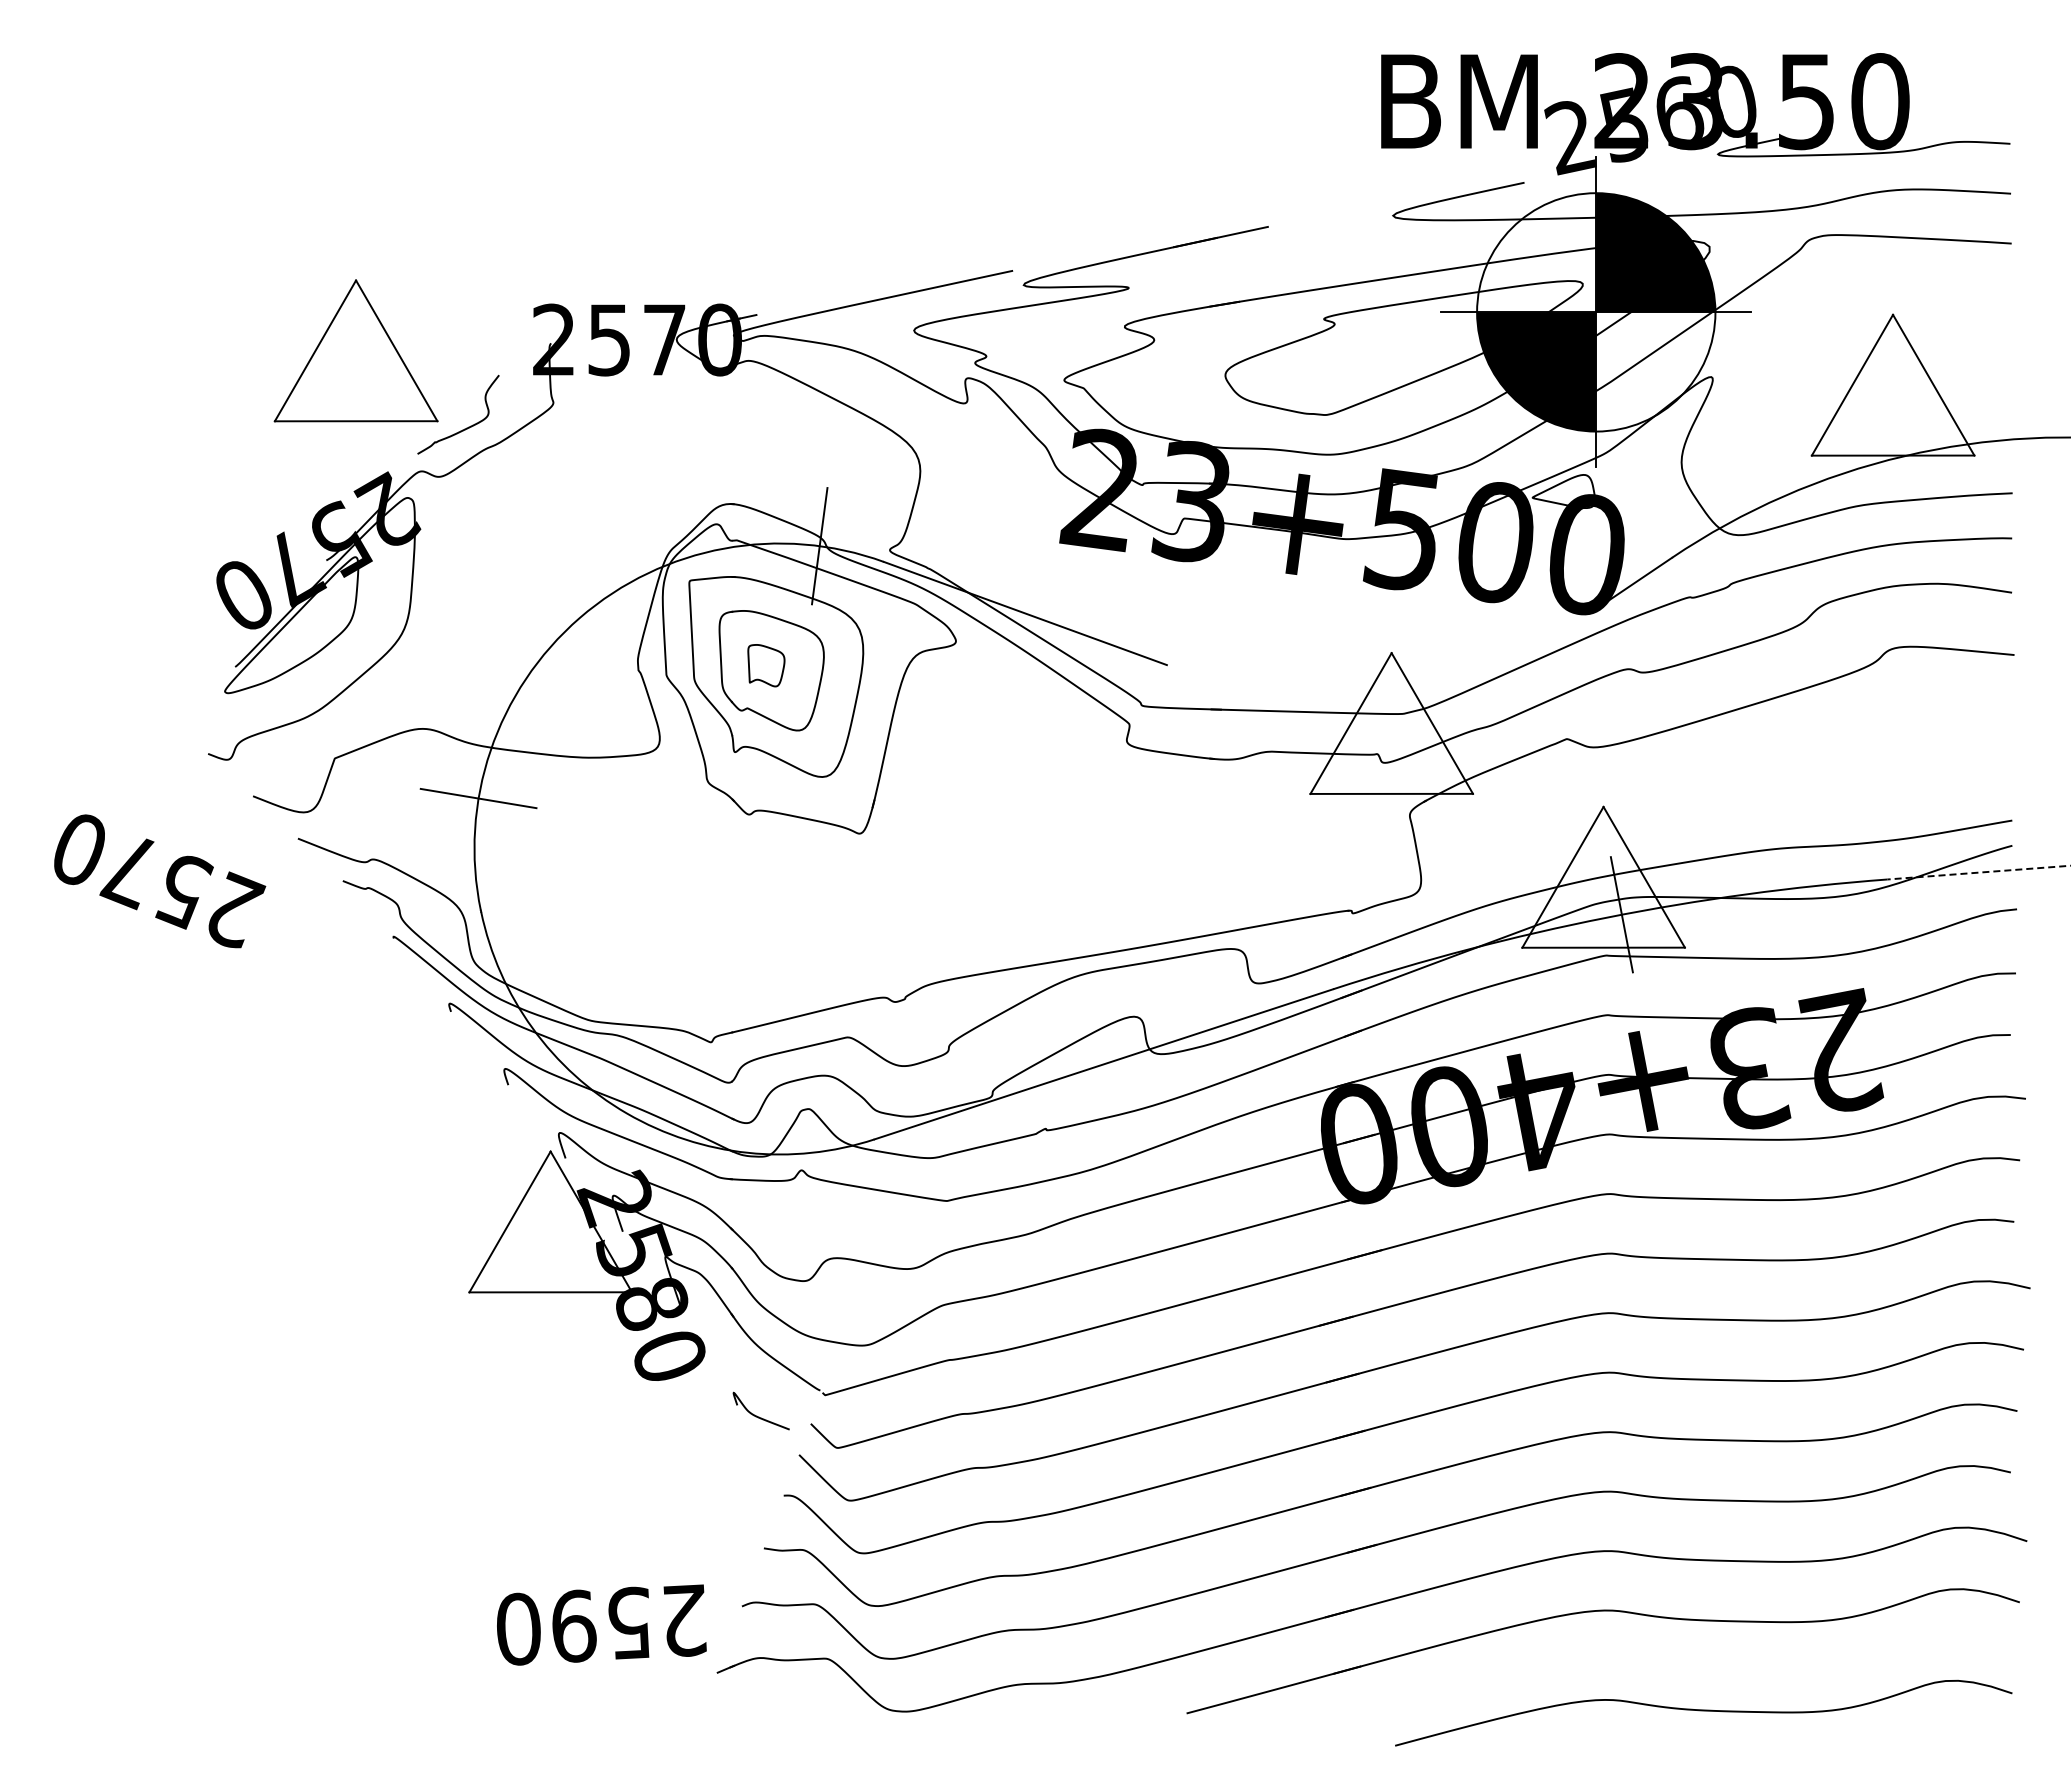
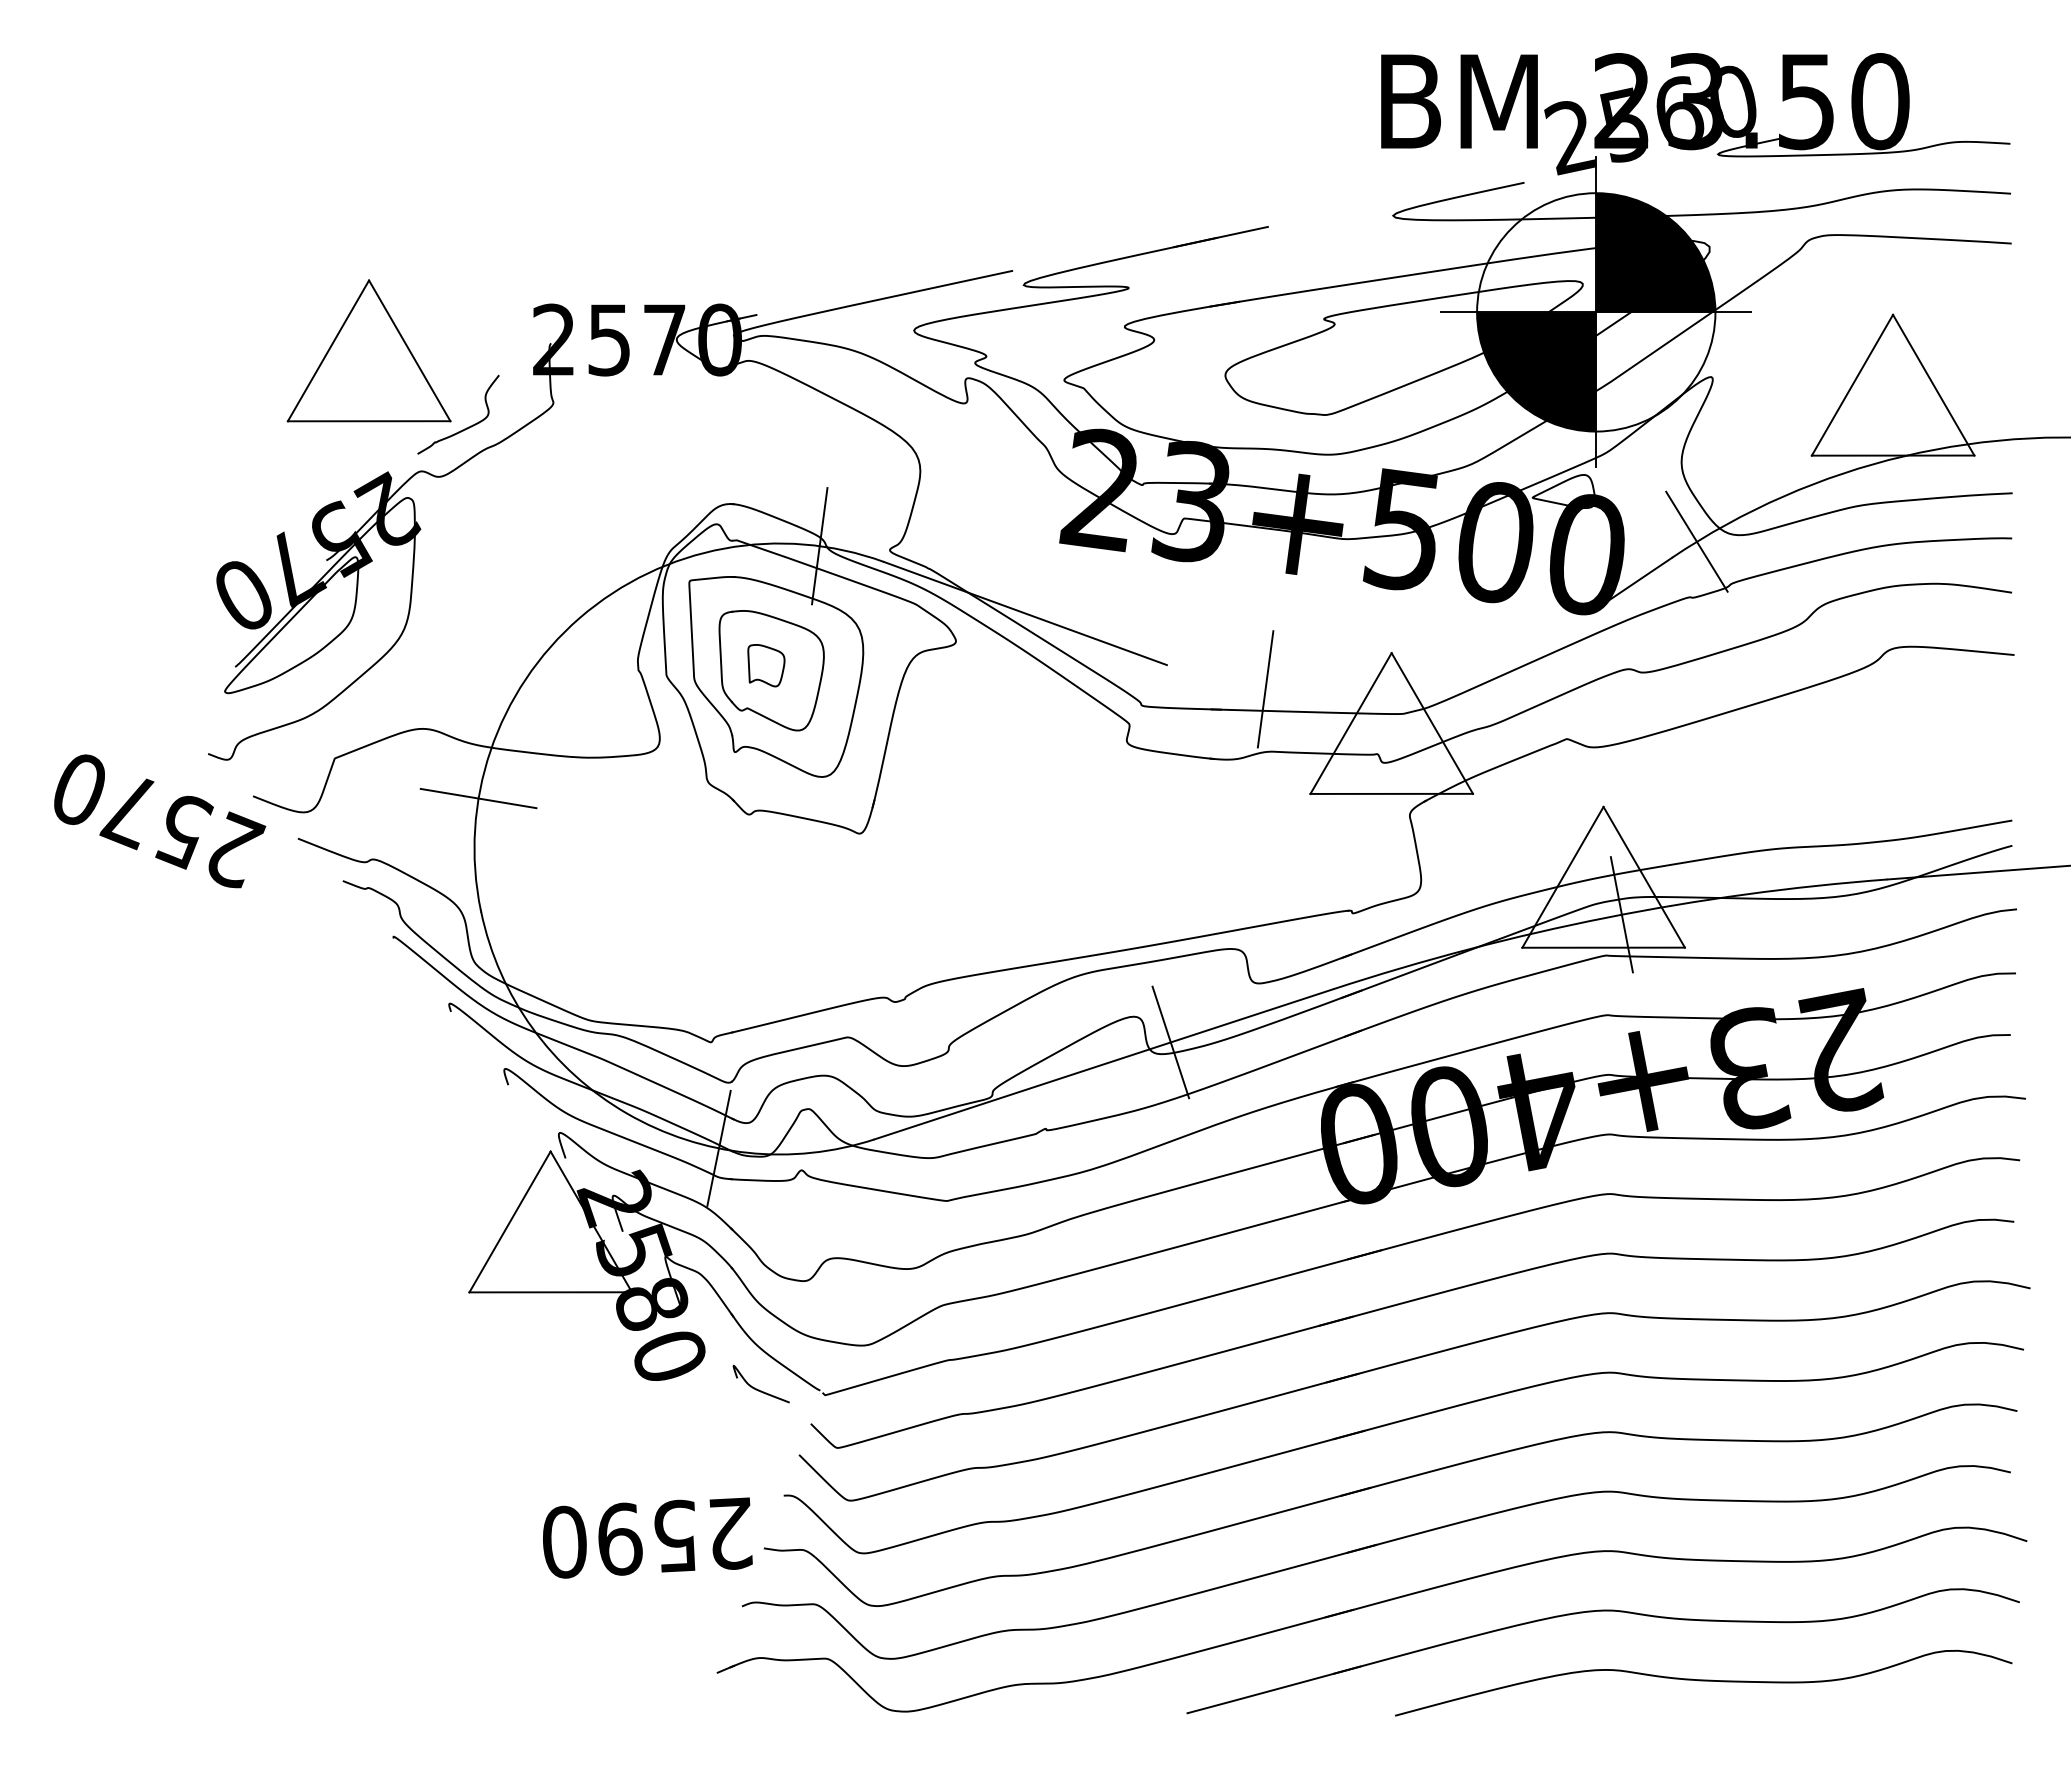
part position: (355, 350) -> (368, 350) (368, 350)
line: none -> present (1696, 541)
line: none -> present (1265, 689)
line: dashed -> solid (1978, 872)
text position: (160, 881) -> (160, 821) (160, 821)
line: none -> present (1170, 1042)
line: none -> present (718, 1147)
curve position: (759, 1416) -> (759, 1389) (759, 1389)
text position: (601, 1624) -> (647, 1537) (647, 1537)
curve position: (1703, 1711) -> (1703, 1681) (1703, 1681)
